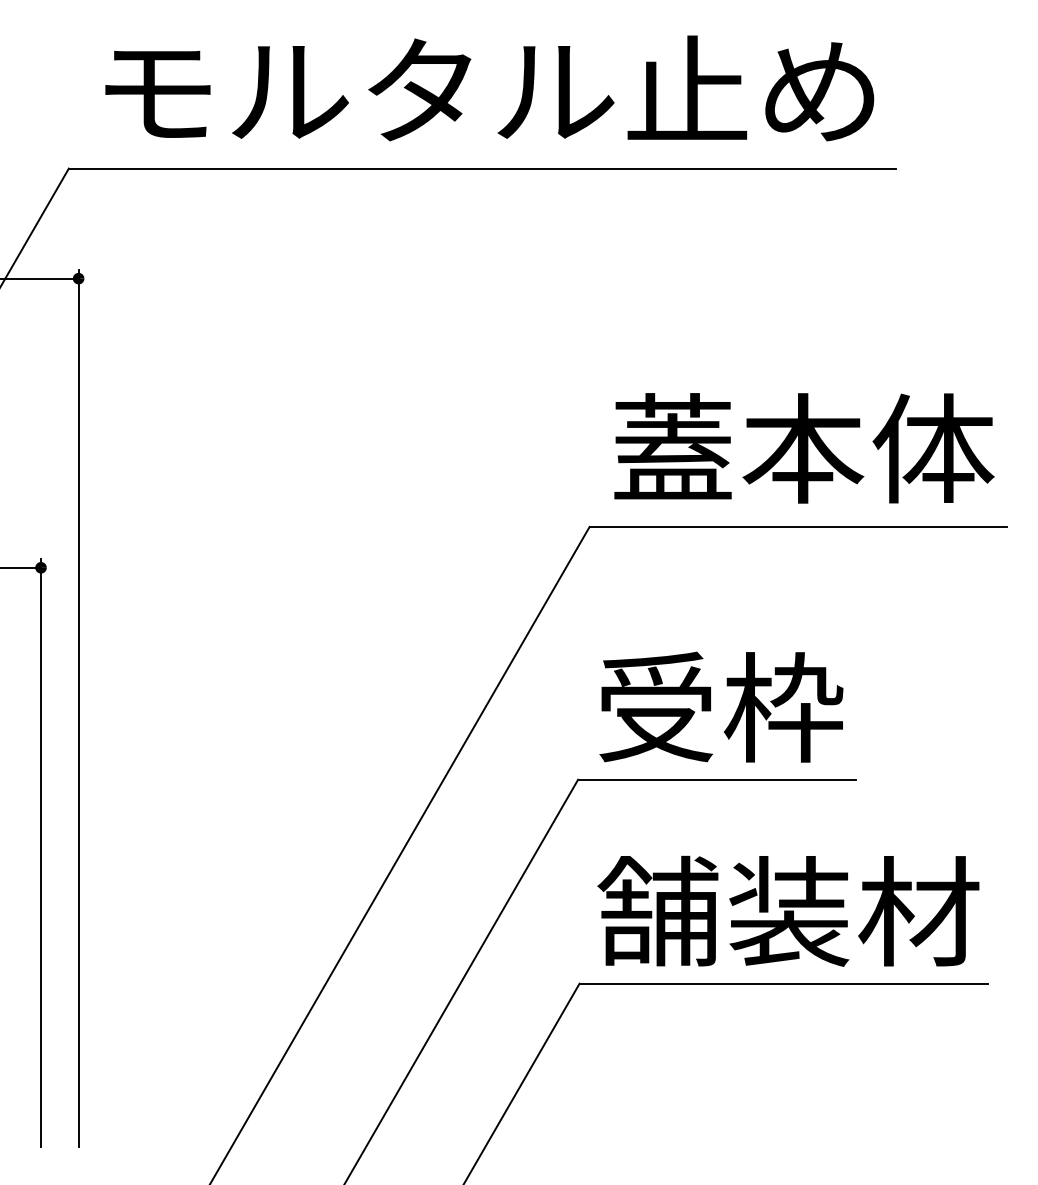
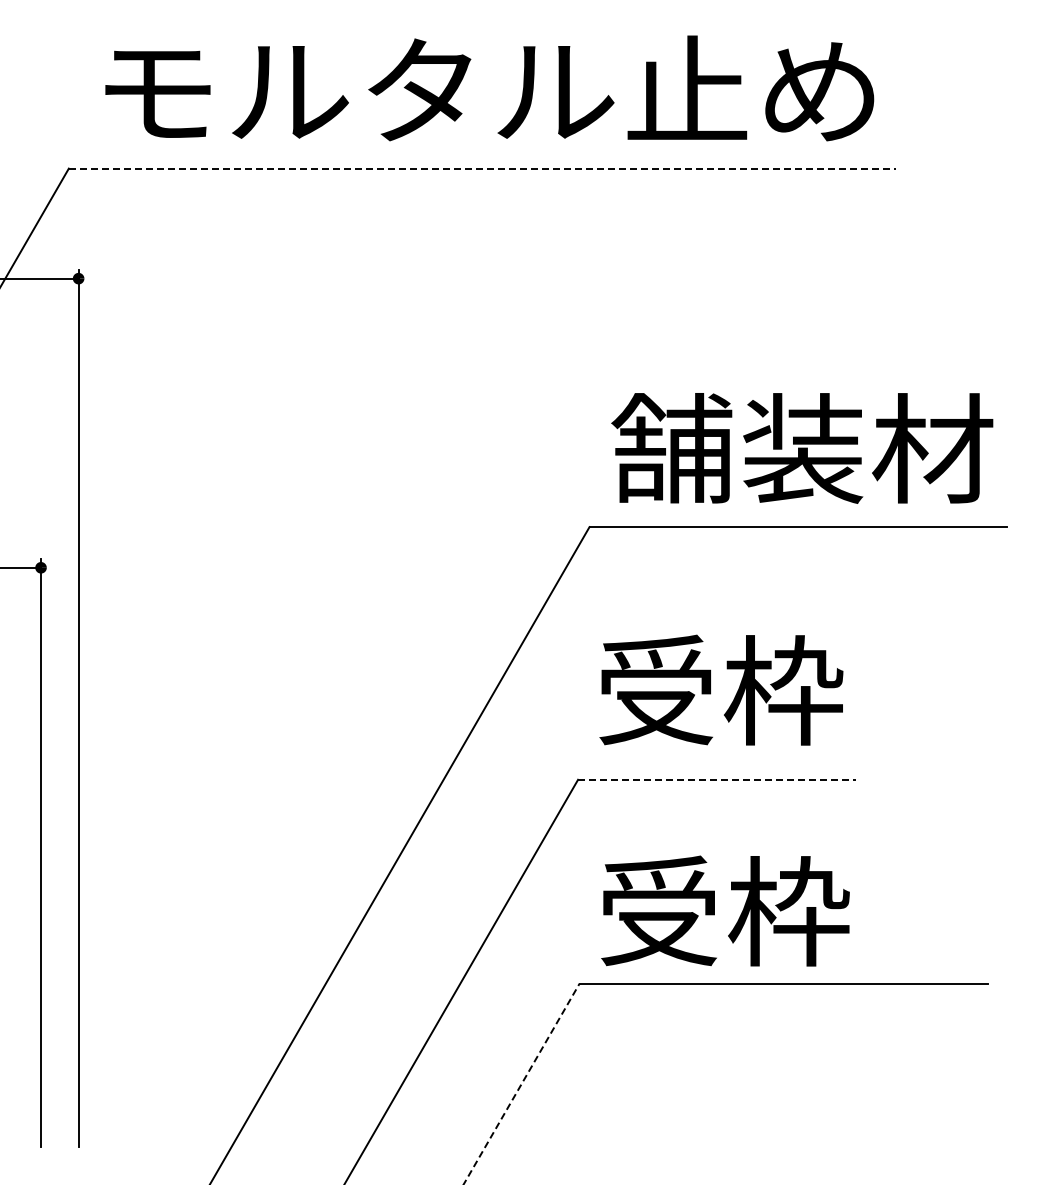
line: solid -> dashed (482, 168)
text: 蓋本体 -> 舗装材 (802, 448)
text position: (721, 706) -> (721, 689) (721, 689)
line: solid -> dashed (716, 779)
text: 舗装材 -> 受枠 (788, 910)
line: solid -> dashed (521, 1083)
